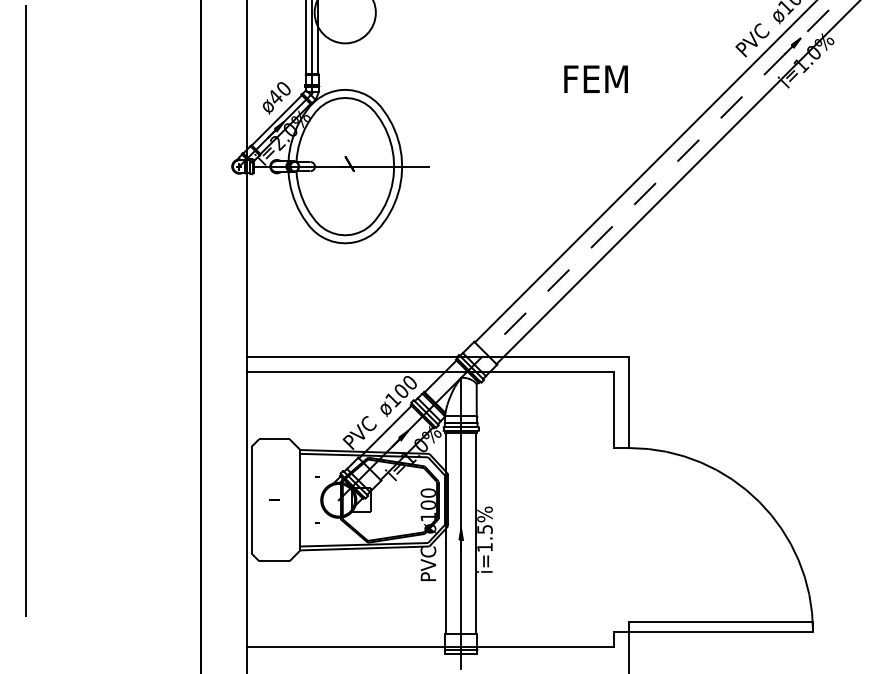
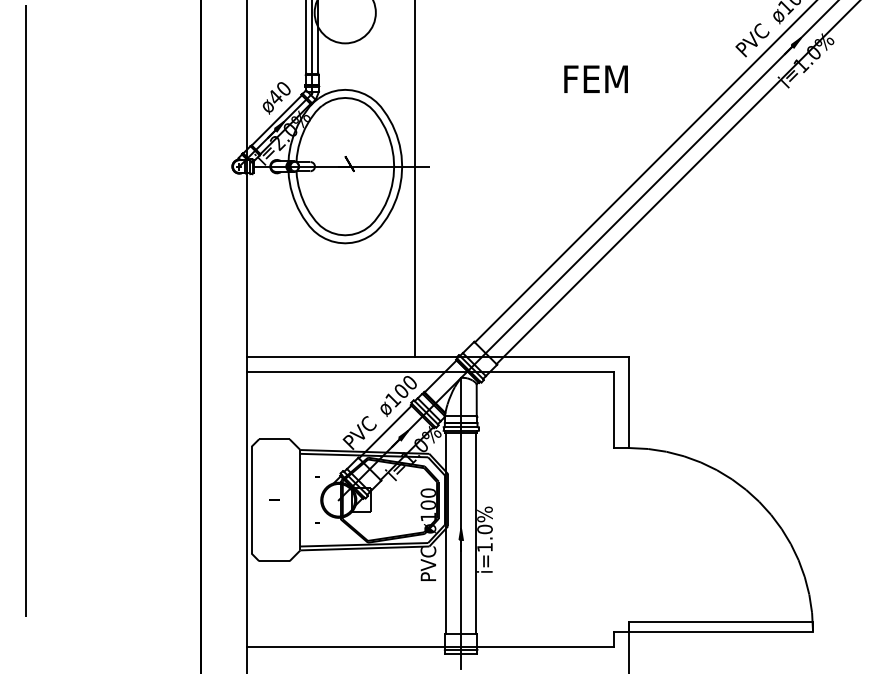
line: none -> present (415, 179)
line: dashed -> solid (649, 189)
text: i=1.5% -> i=1.0% (484, 529)
